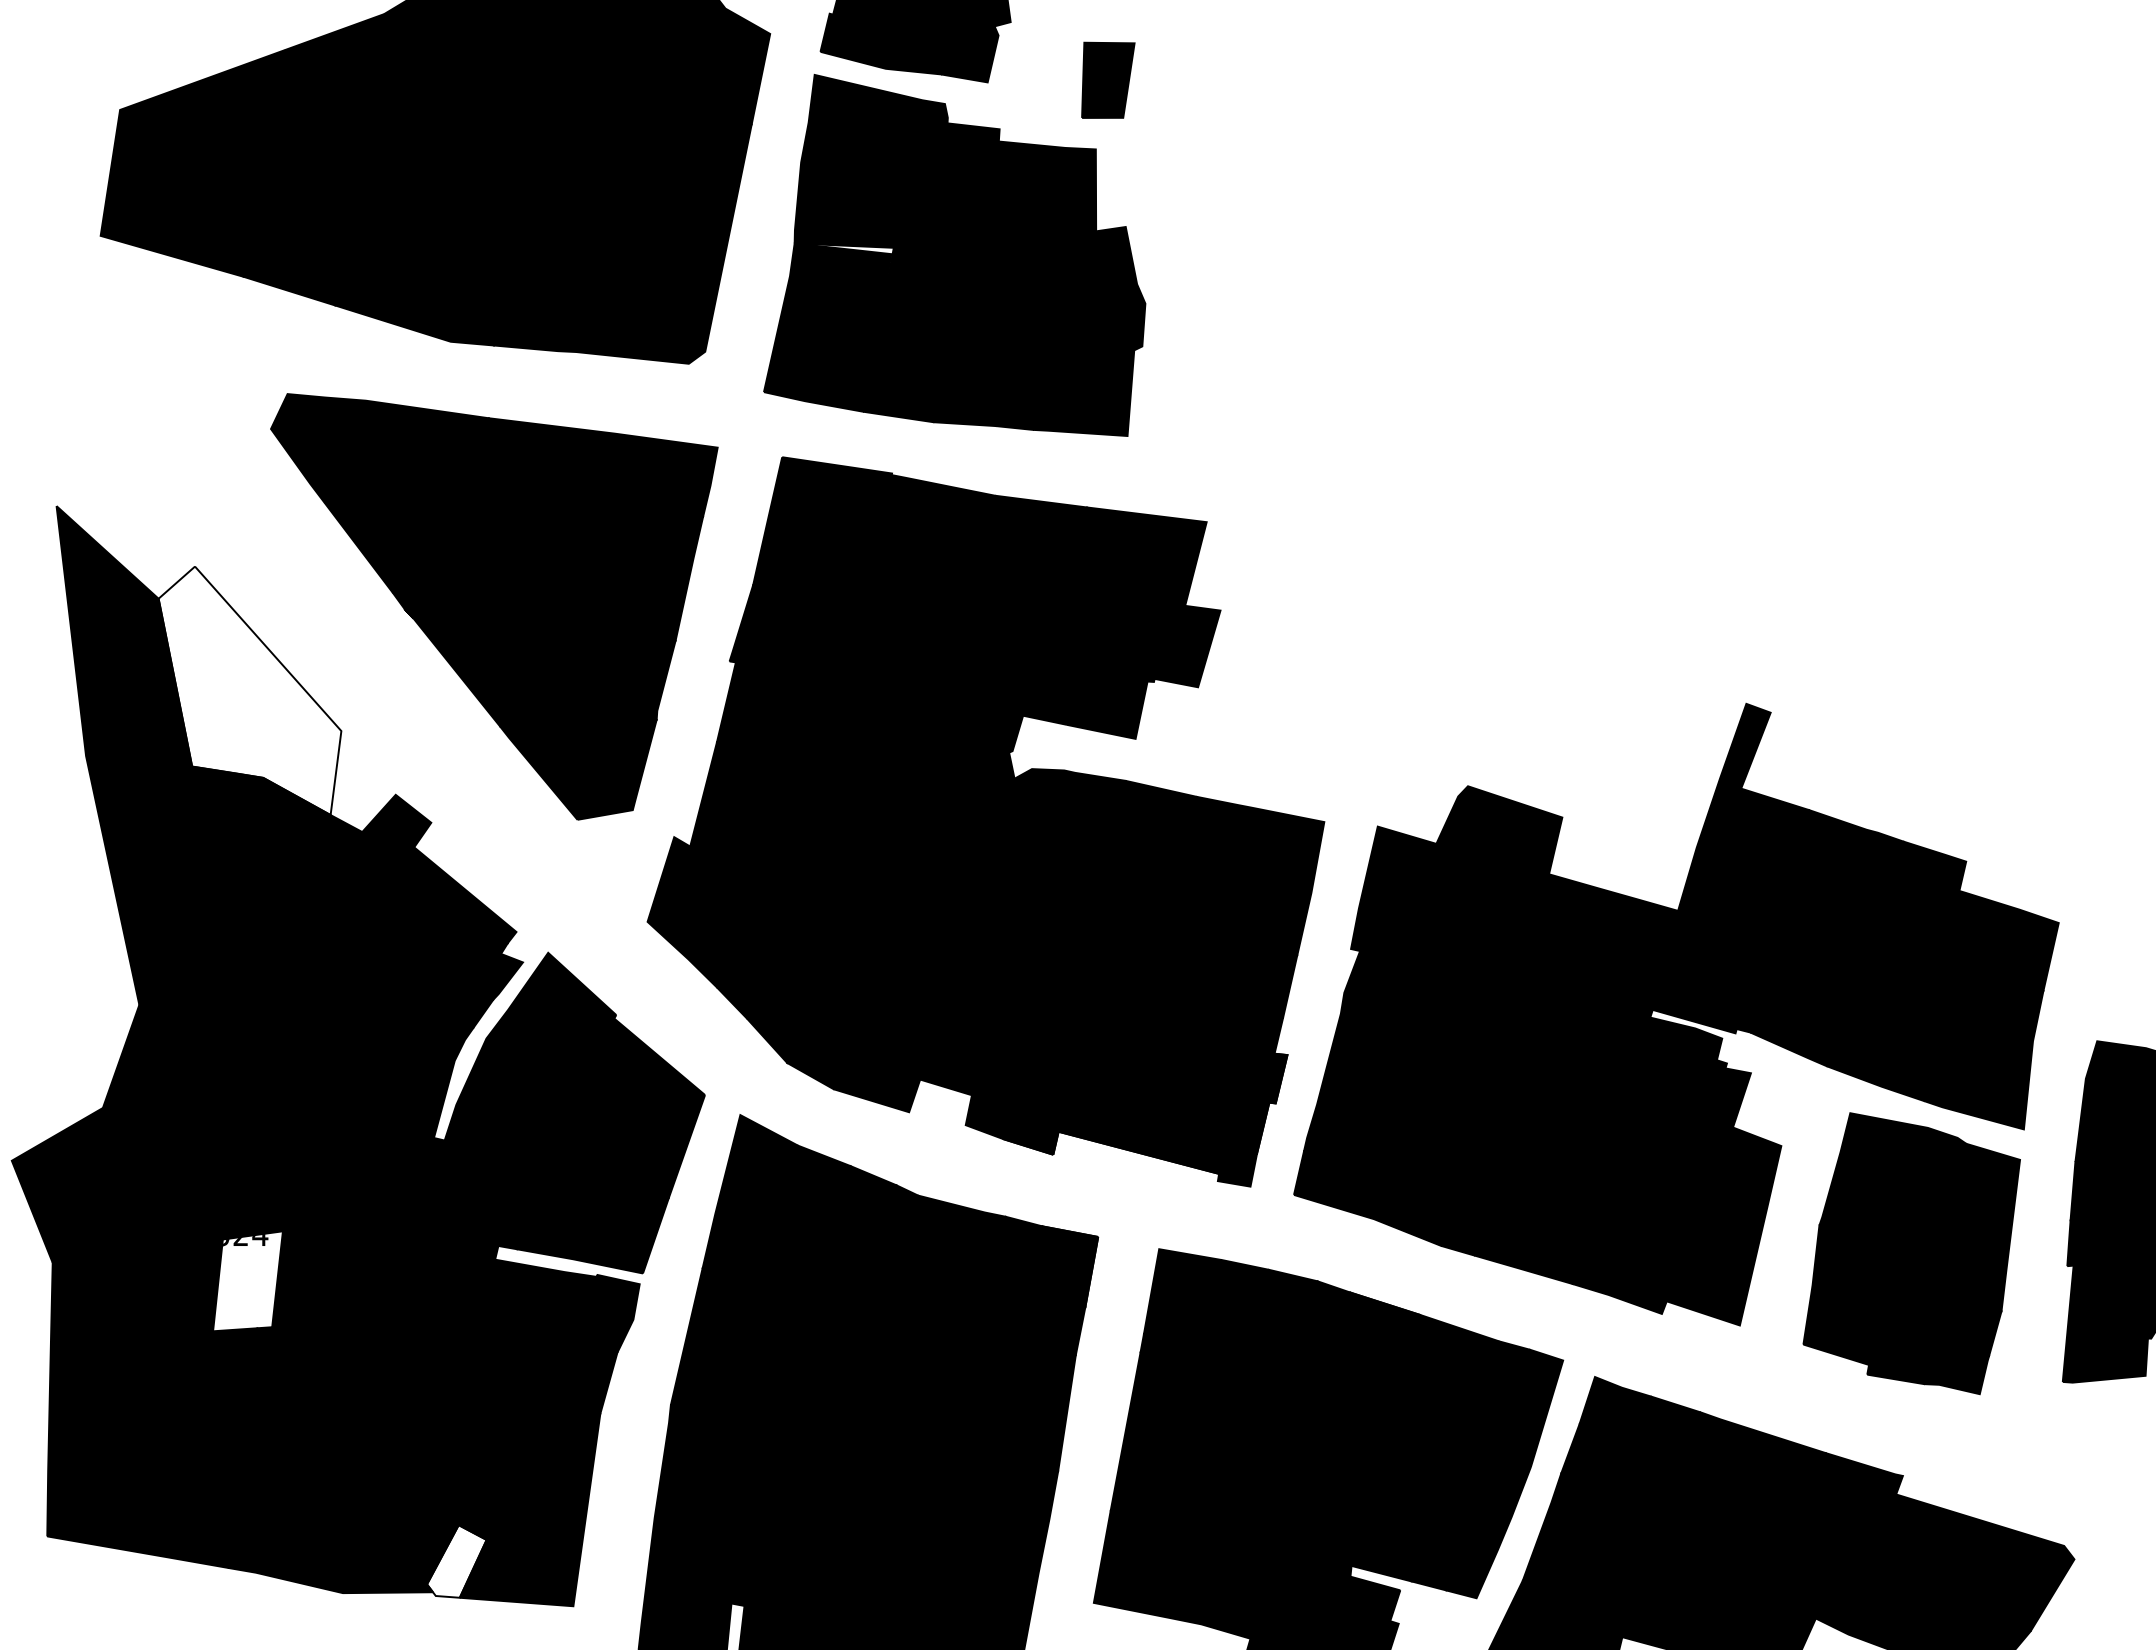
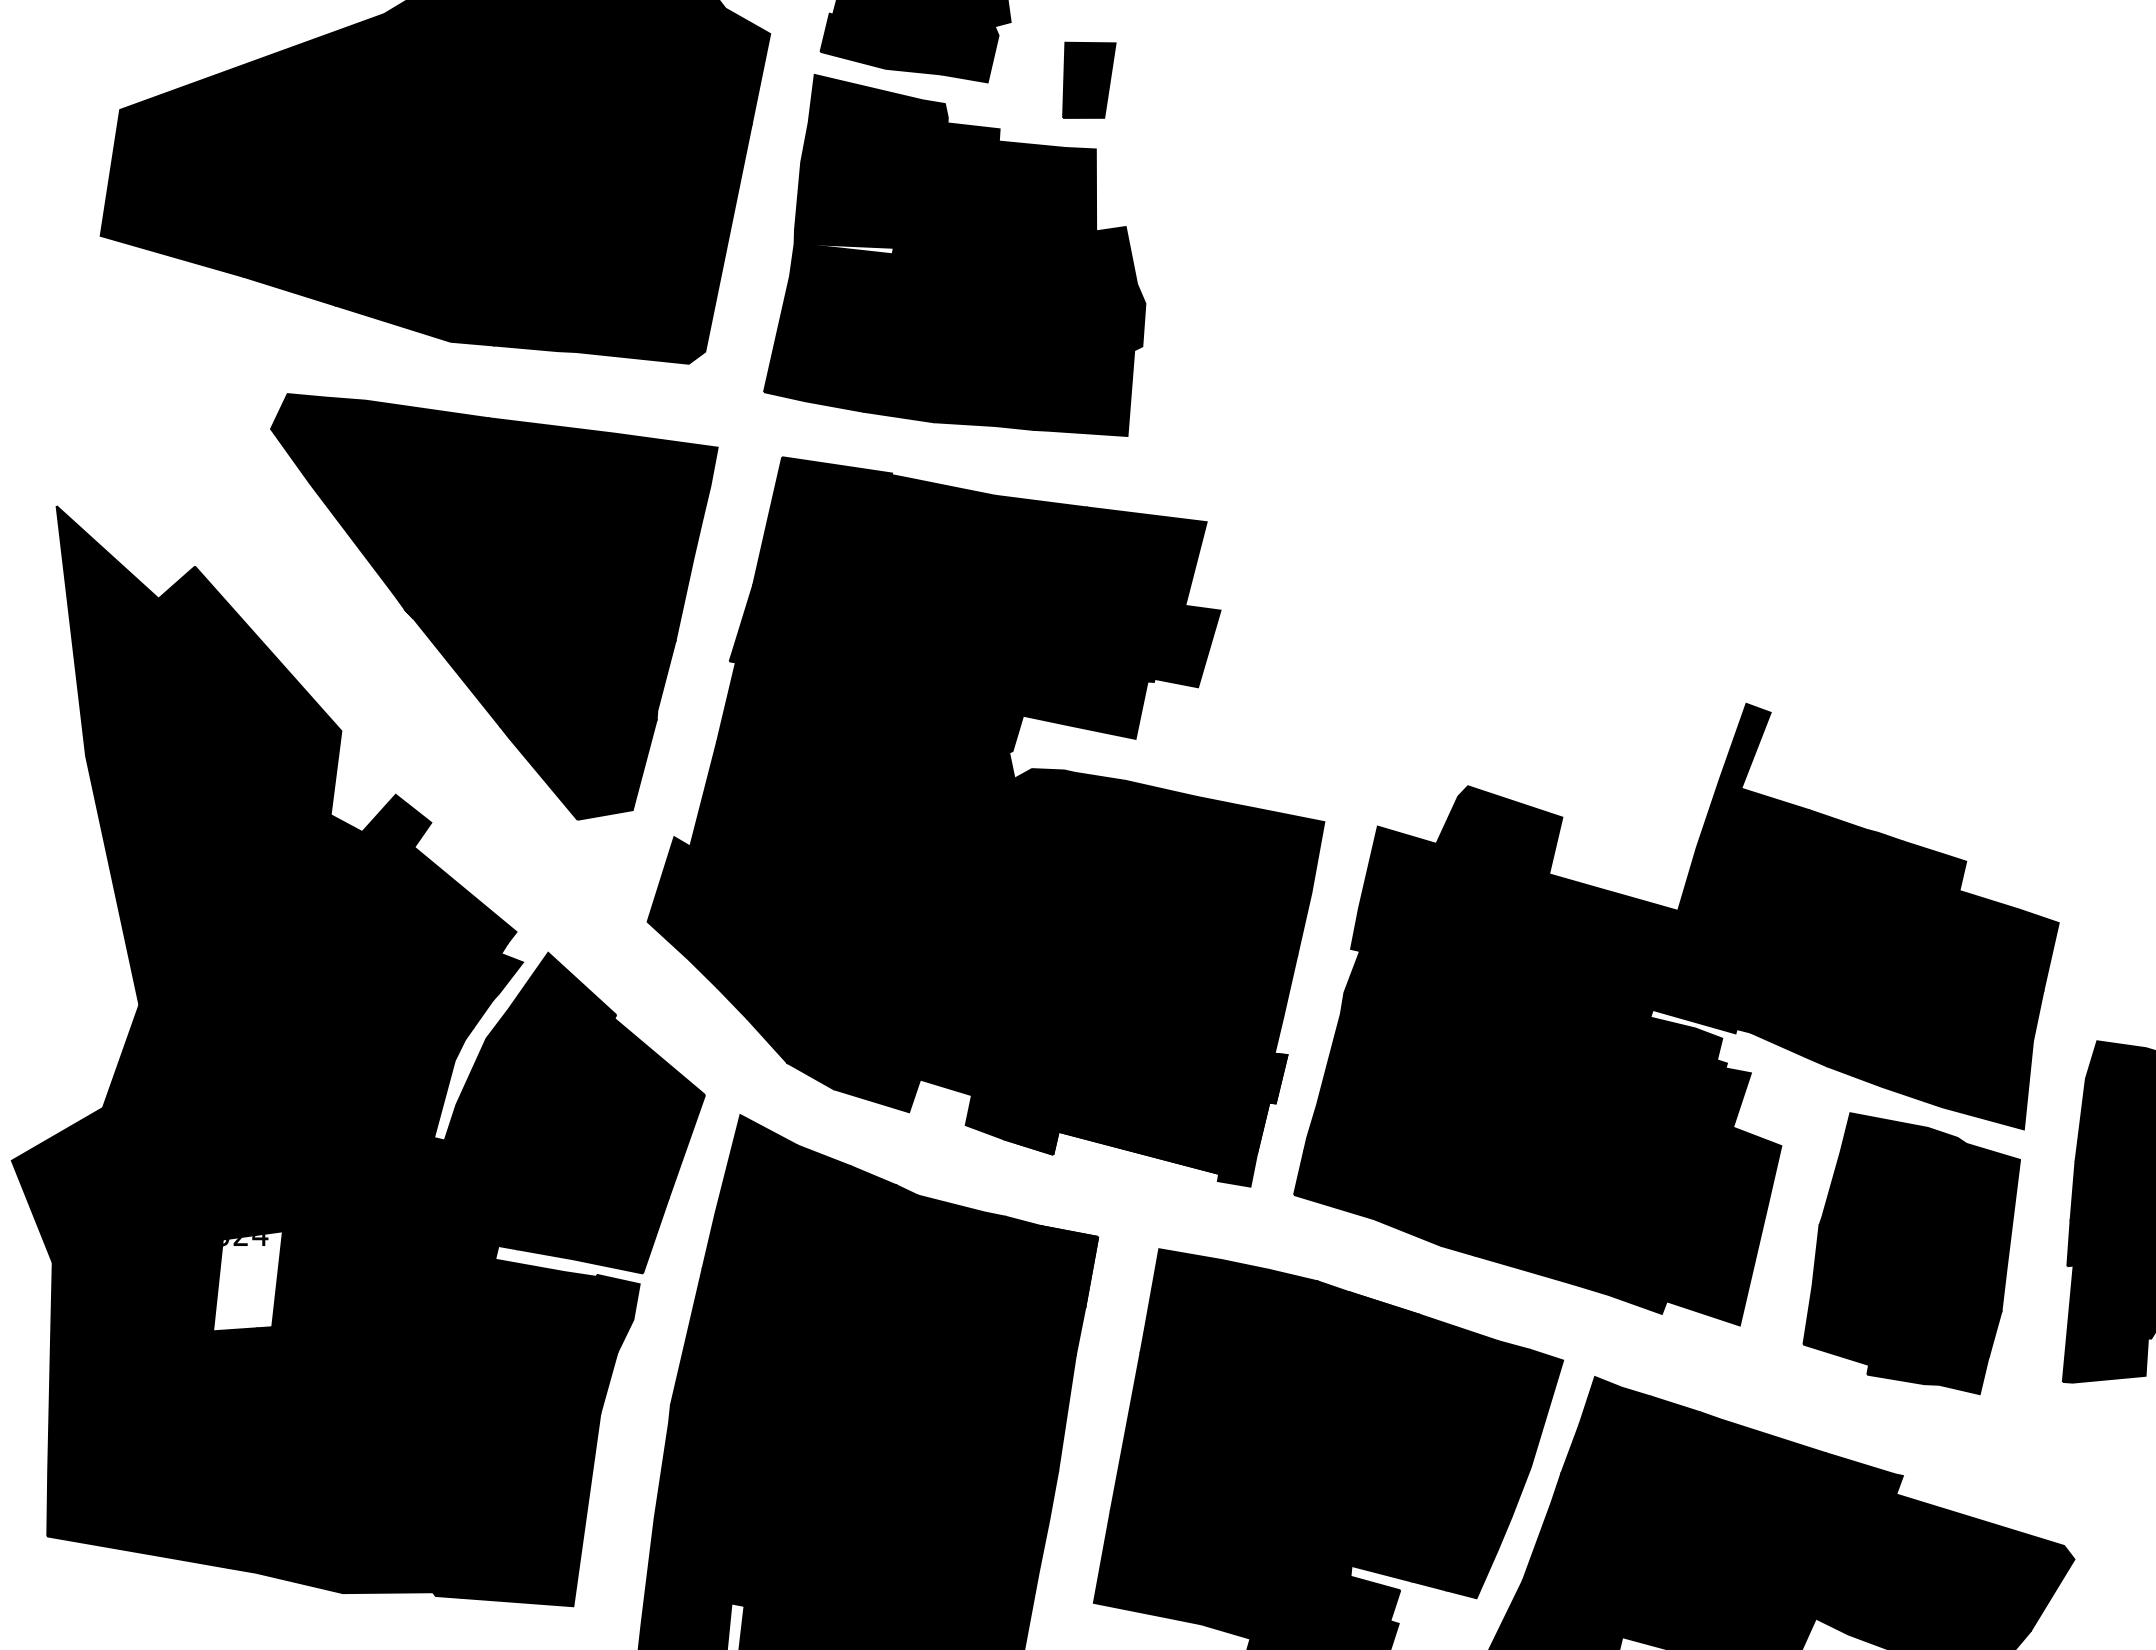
part position: (1108, 79) -> (1089, 79) (1089, 79)
fill: none -> present (249, 690)
fill: none -> present (456, 1561)
